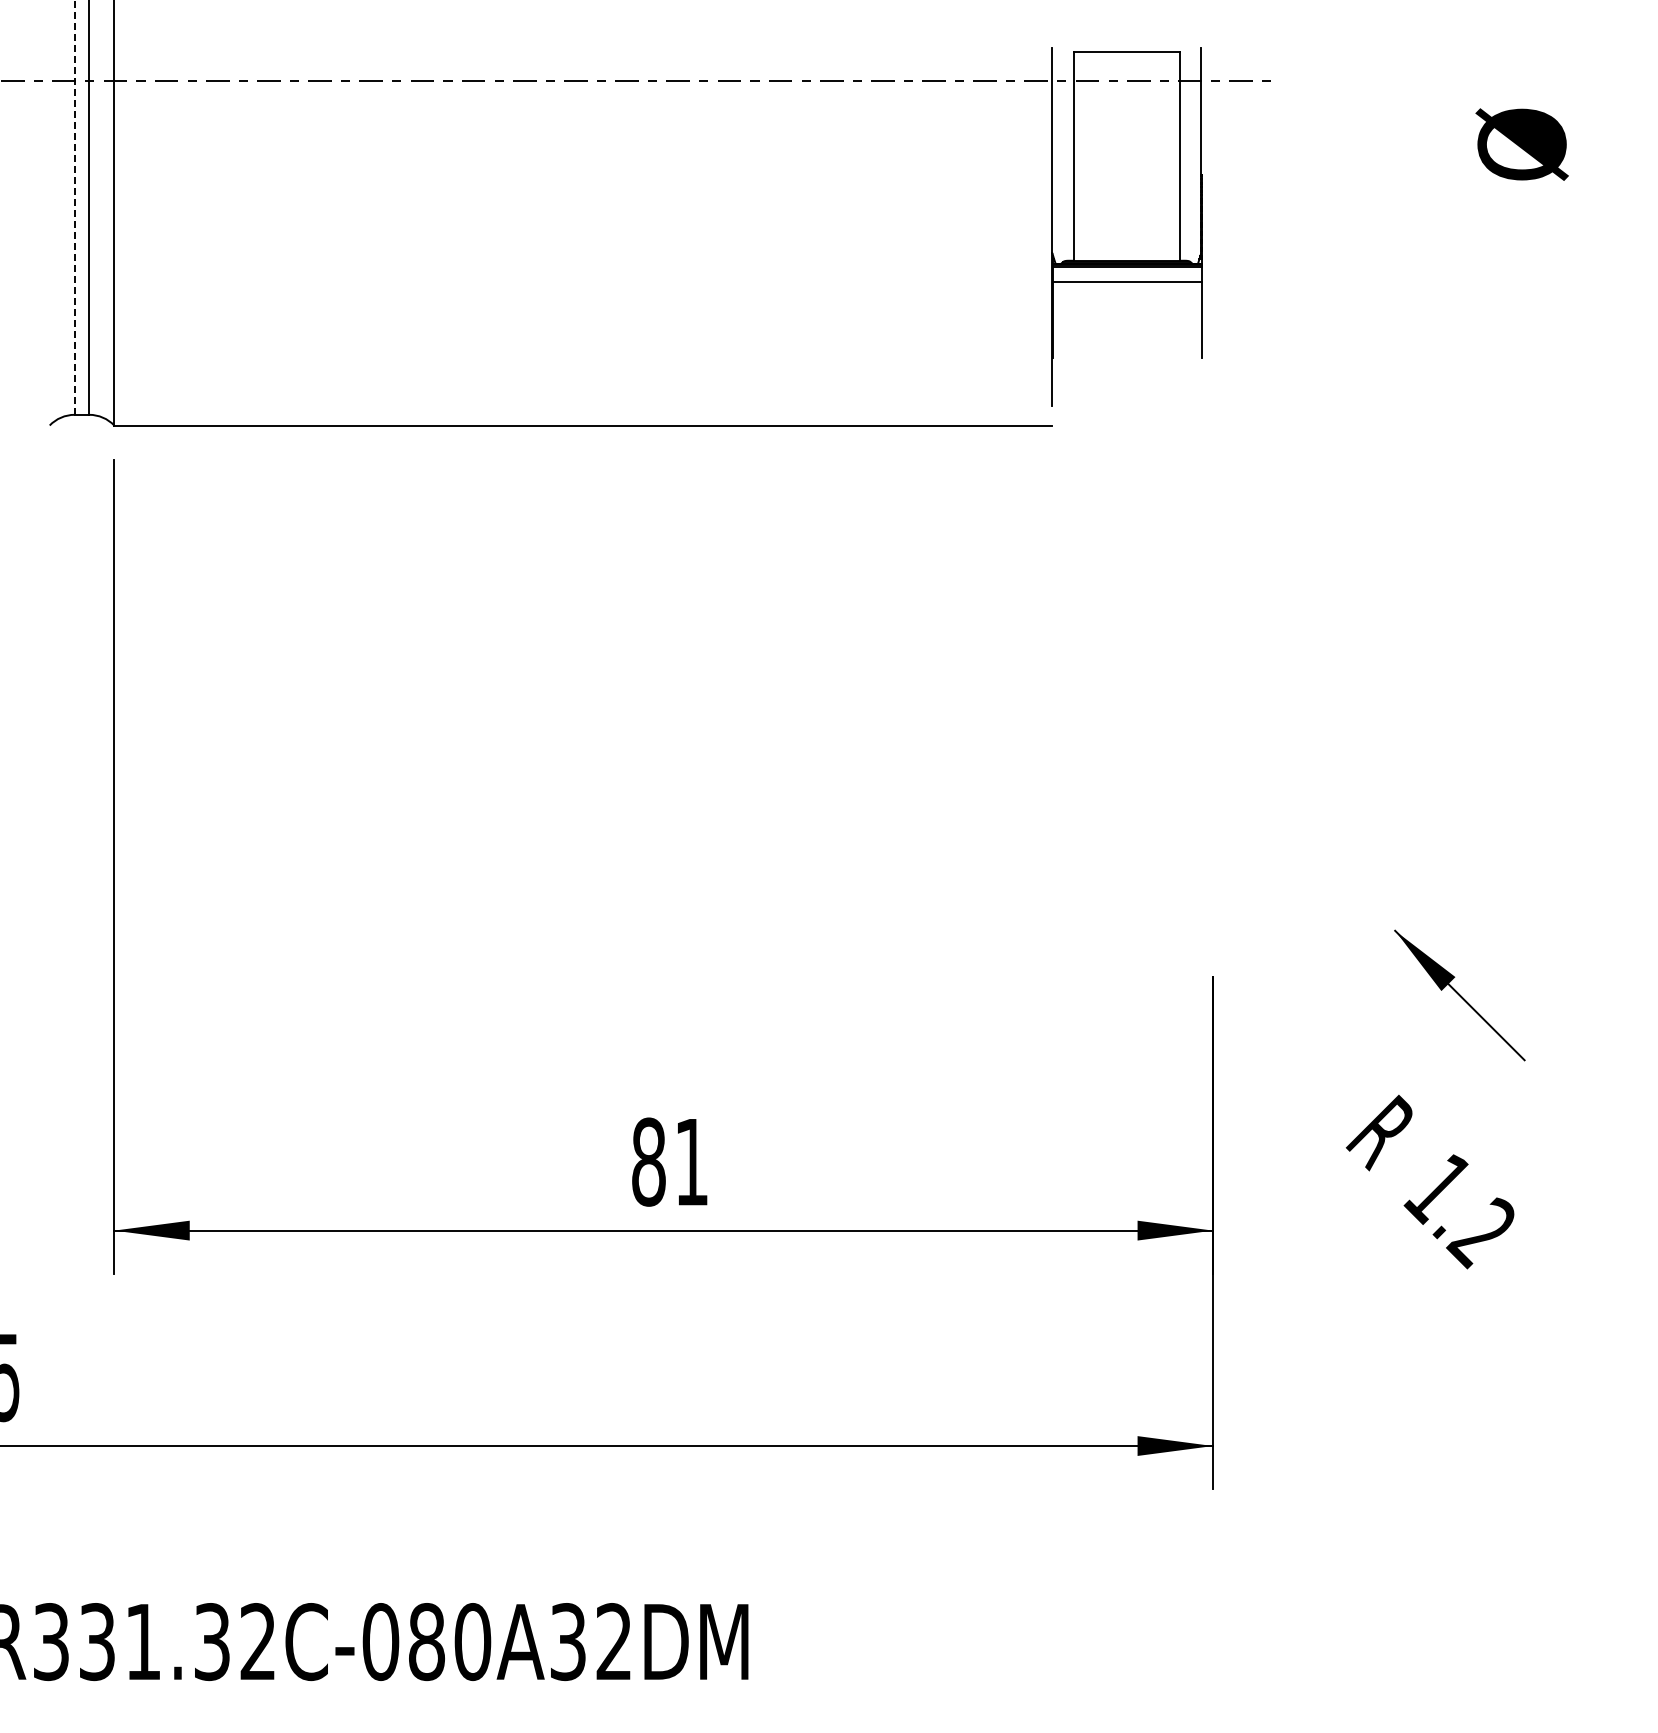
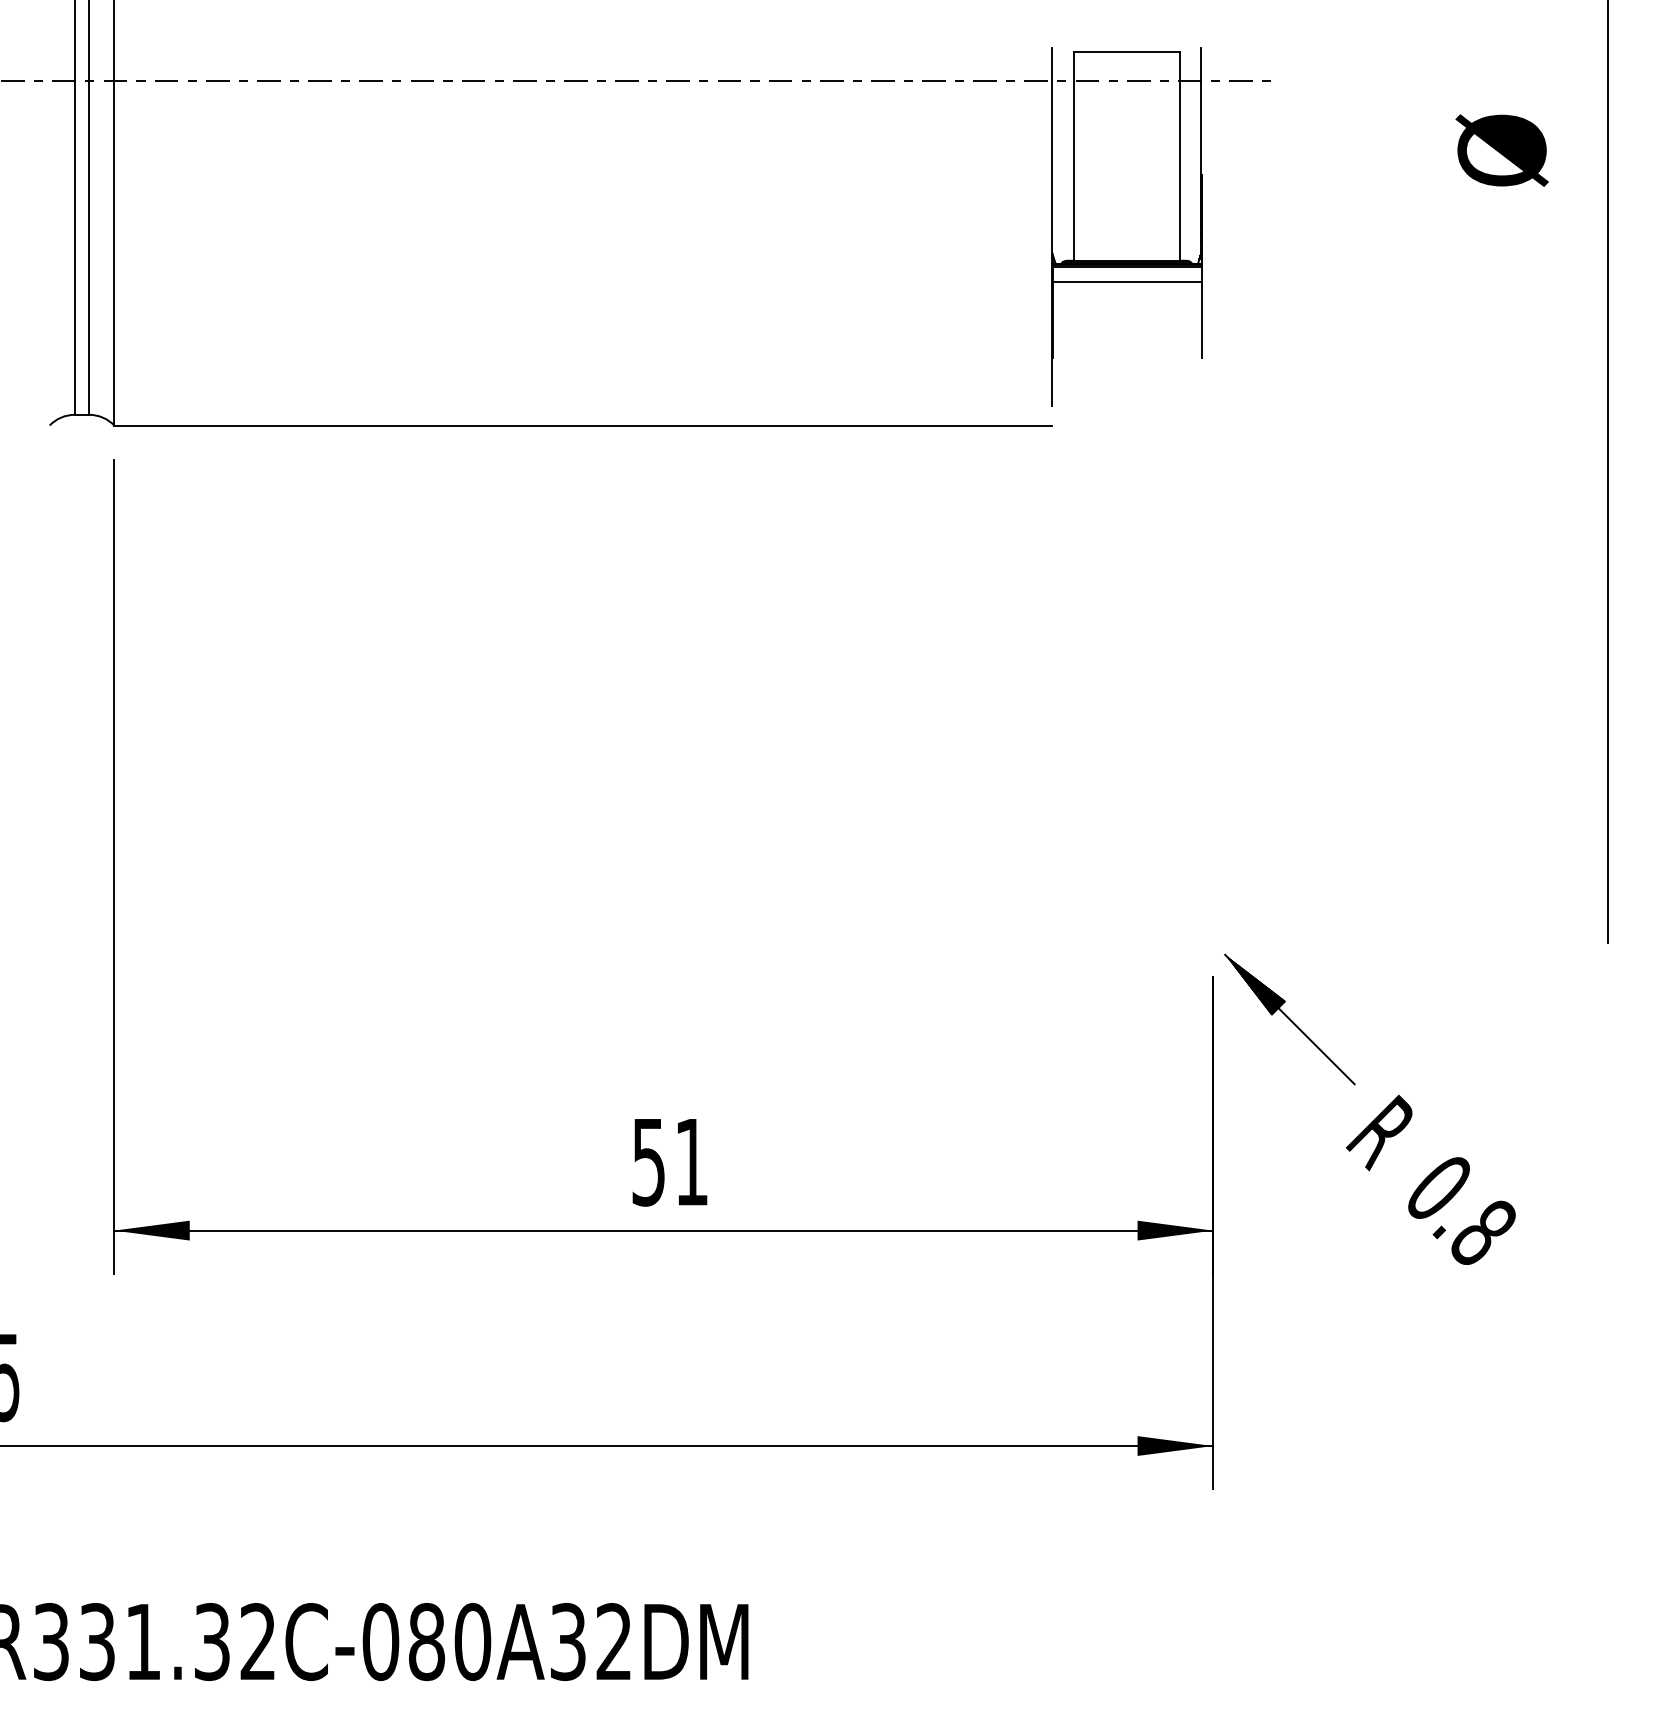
text position: (1521, 144) -> (1501, 150) (1501, 150)
line: dashed -> solid (74, 207)
line: none -> present (1608, 472)
part position: (1459, 995) -> (1289, 1019) (1289, 1019)
text: 81 -> 51 (648, 1161)
text: 1.2 -> 0.8 (1459, 1211)
